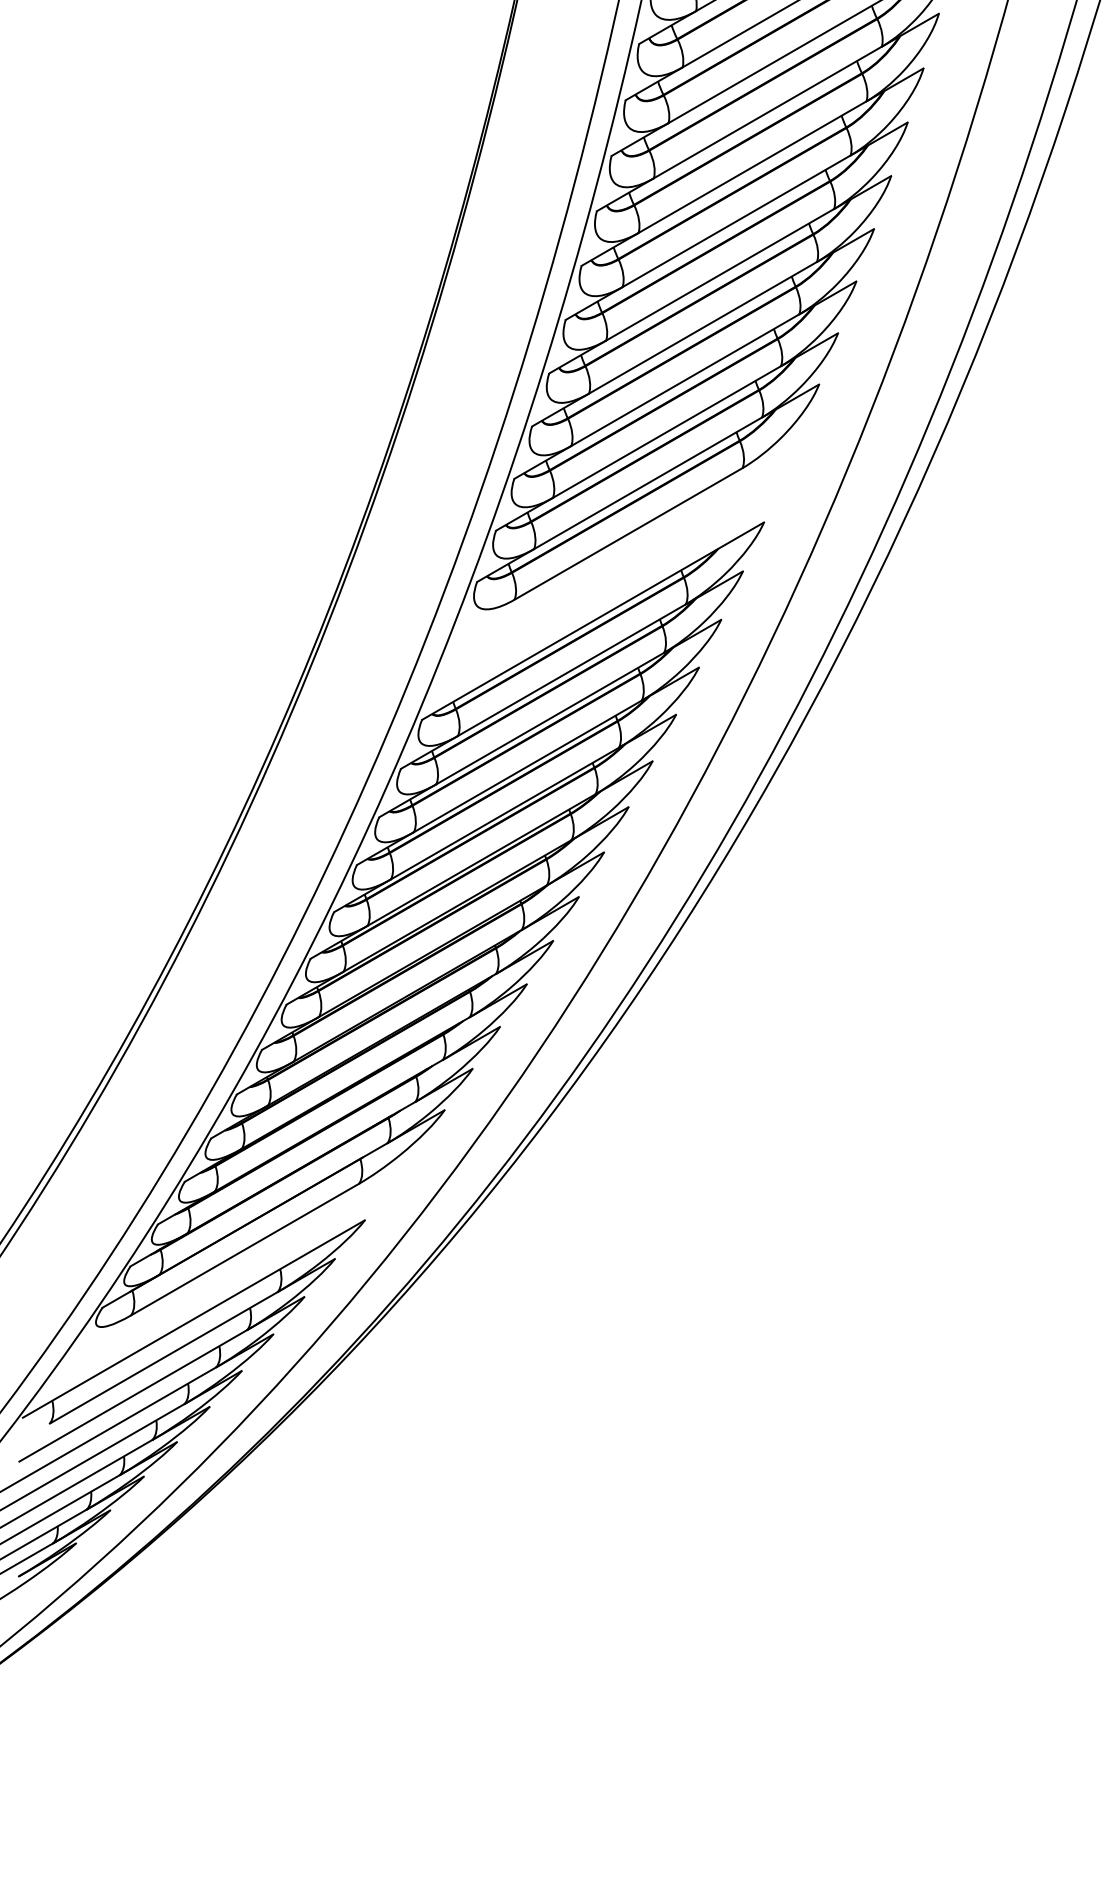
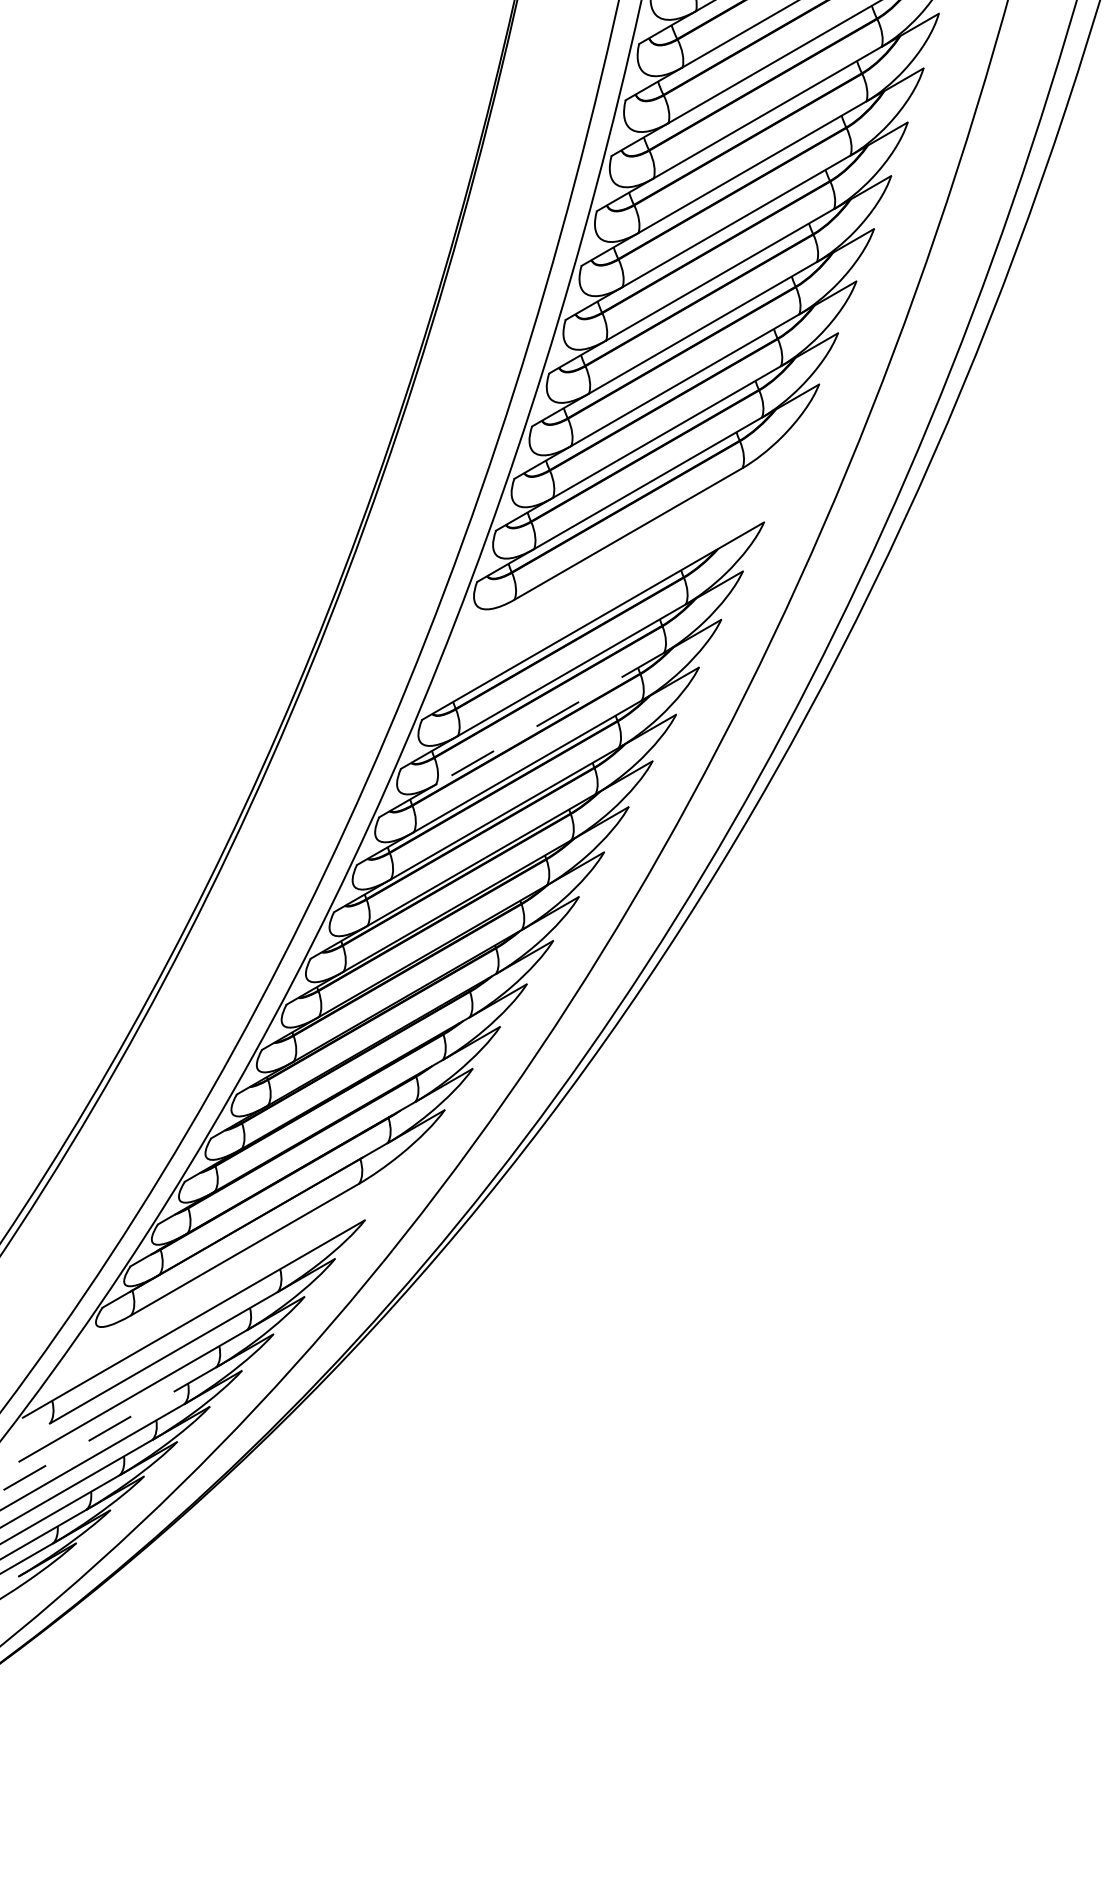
line: solid -> dashed (550, 718)
line: solid -> dashed (108, 1429)
